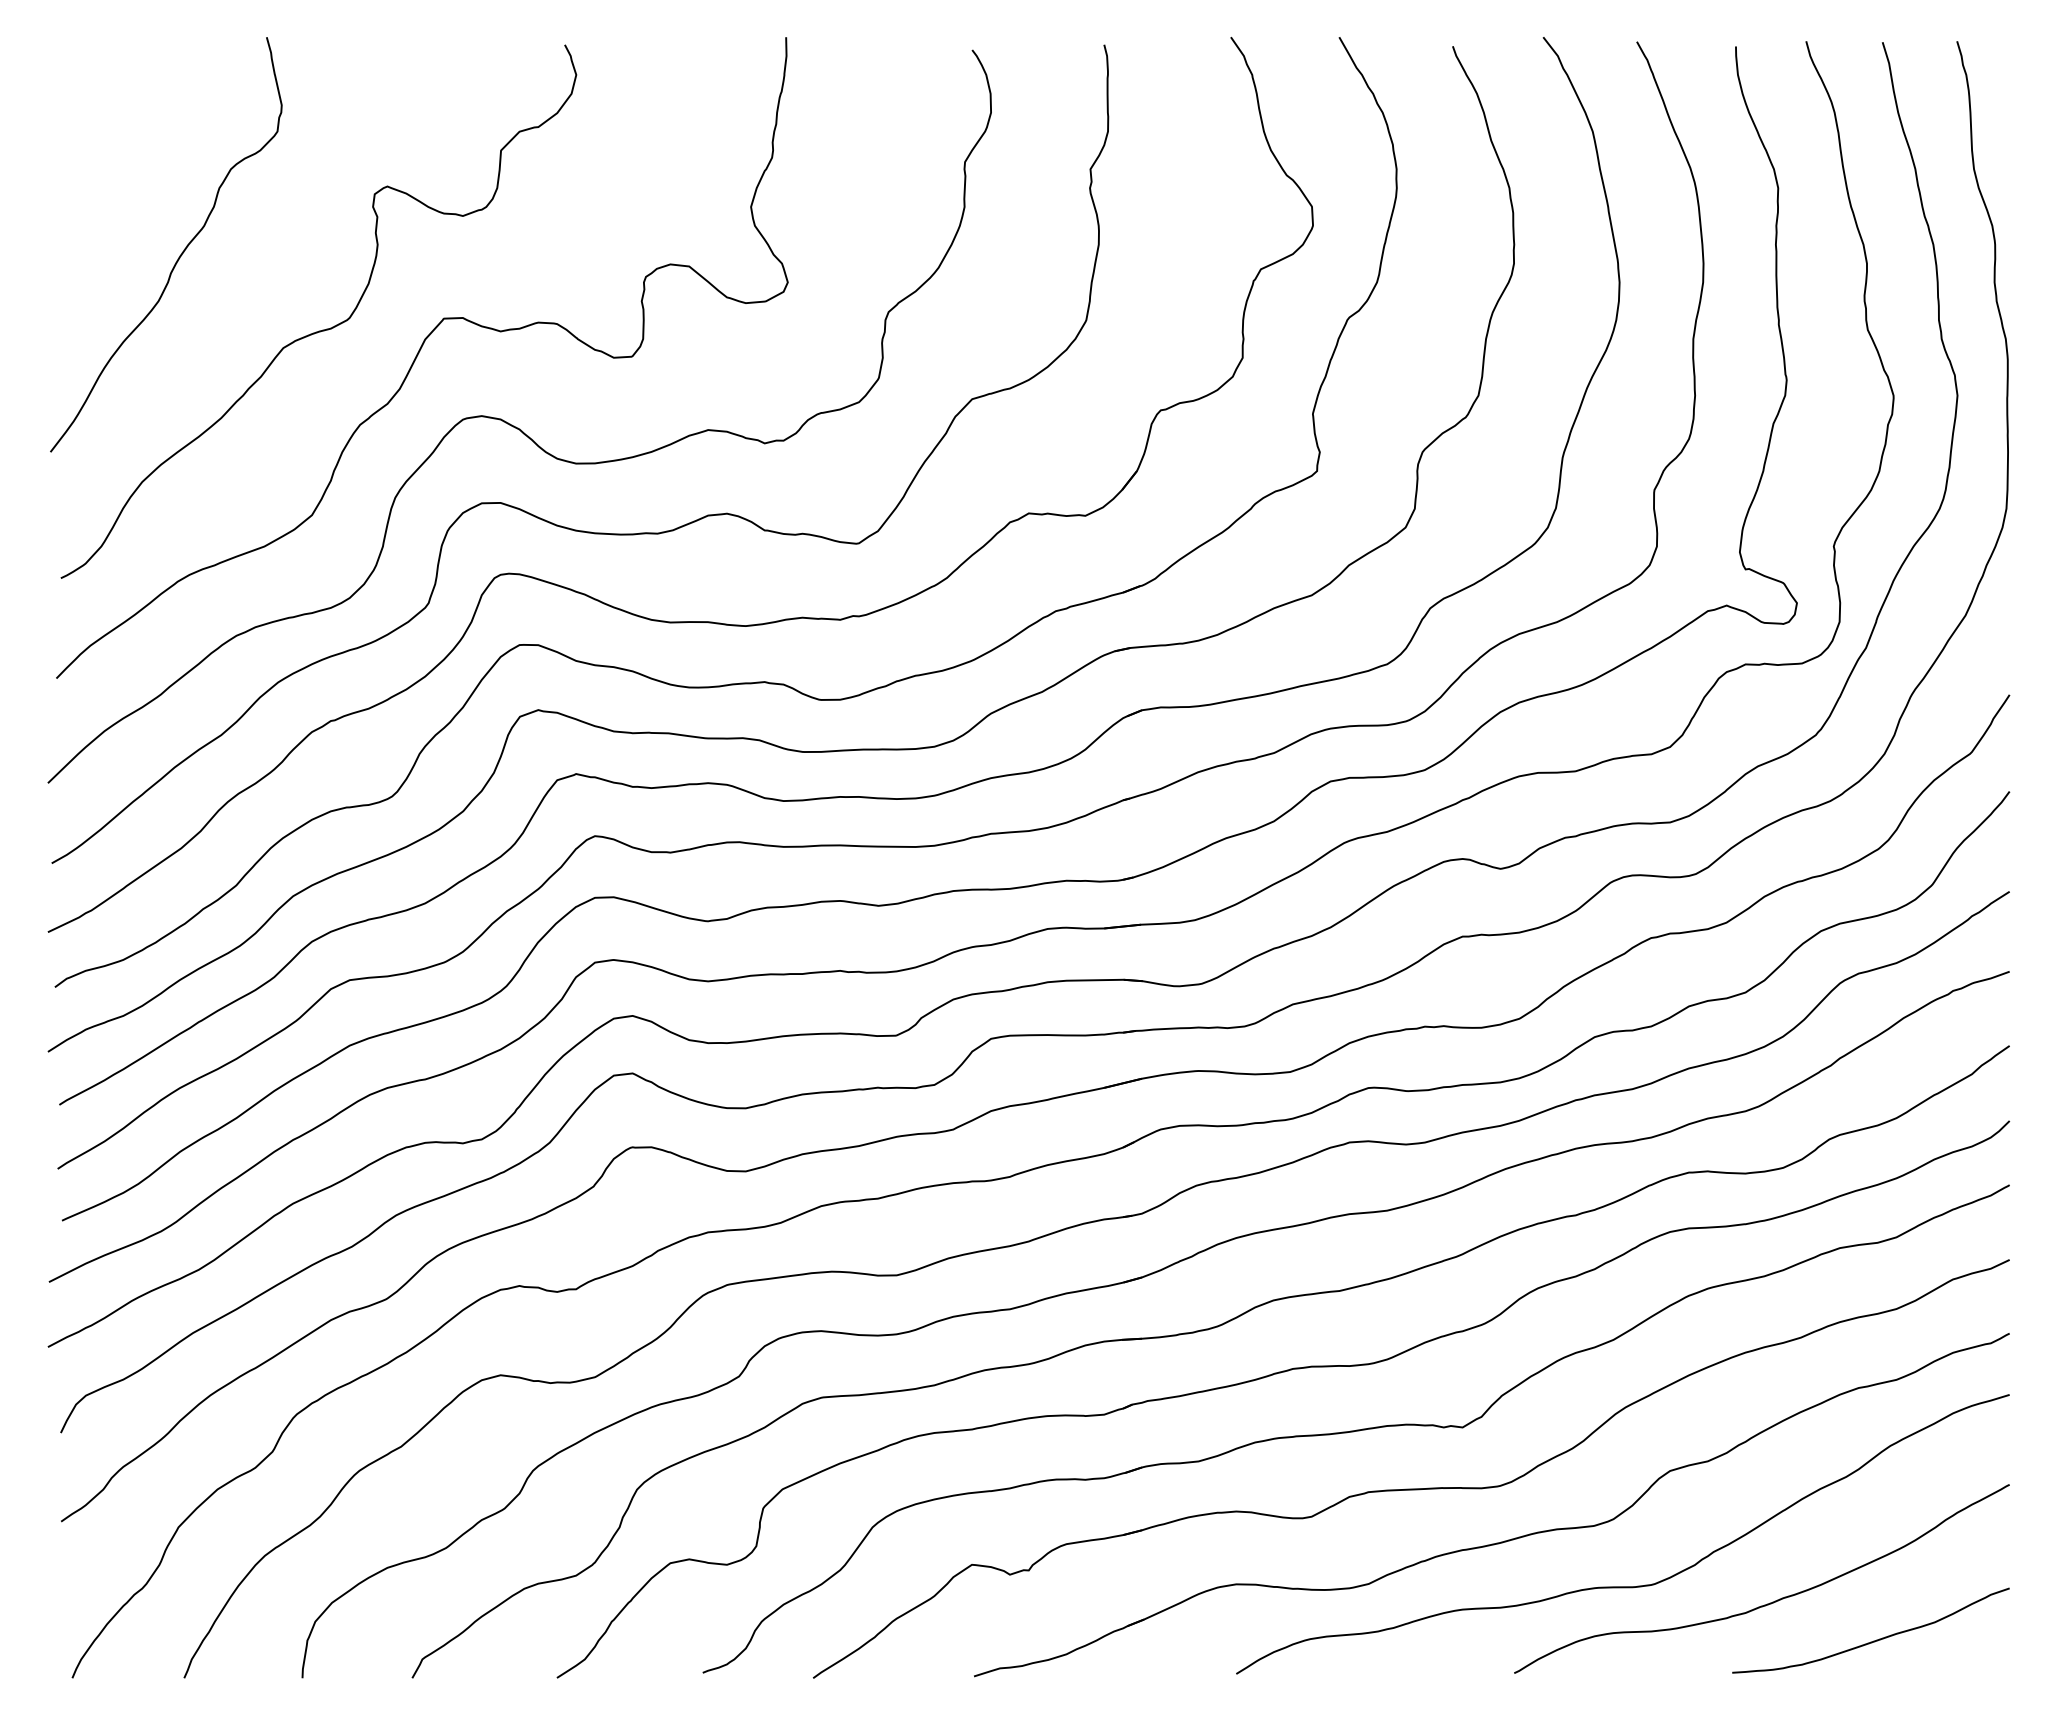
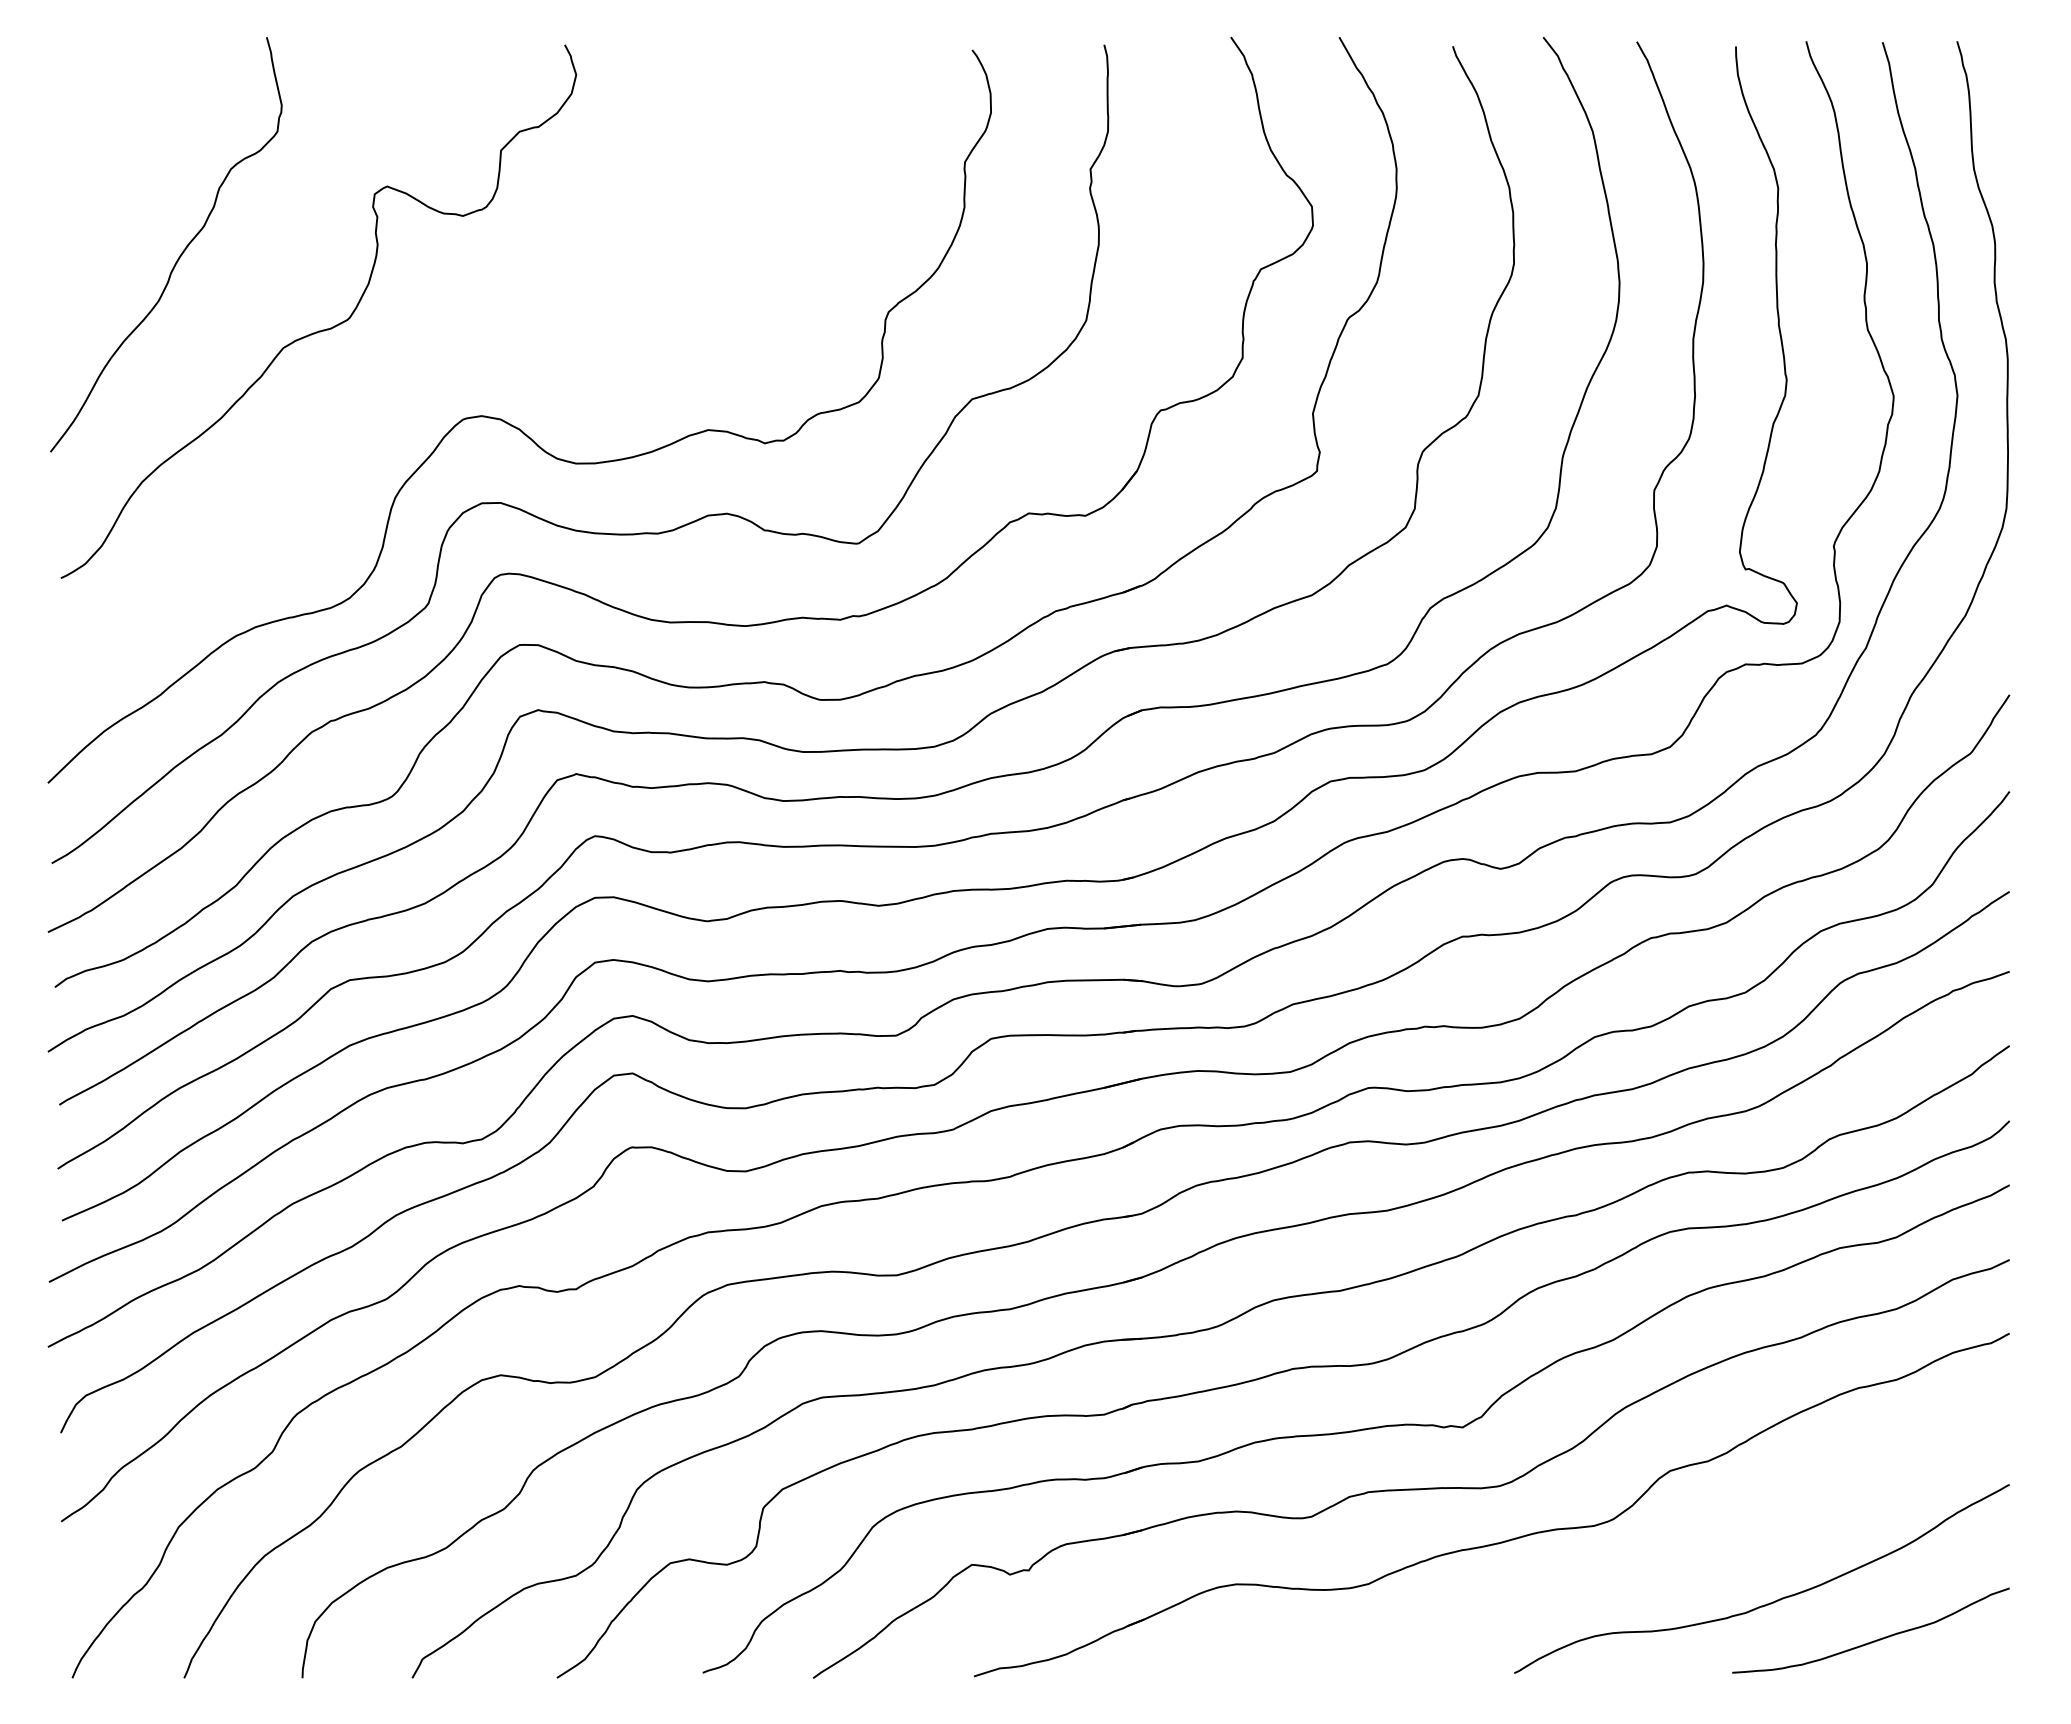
curve: present -> none (418, 355)
curve: present -> none (1622, 1586)
